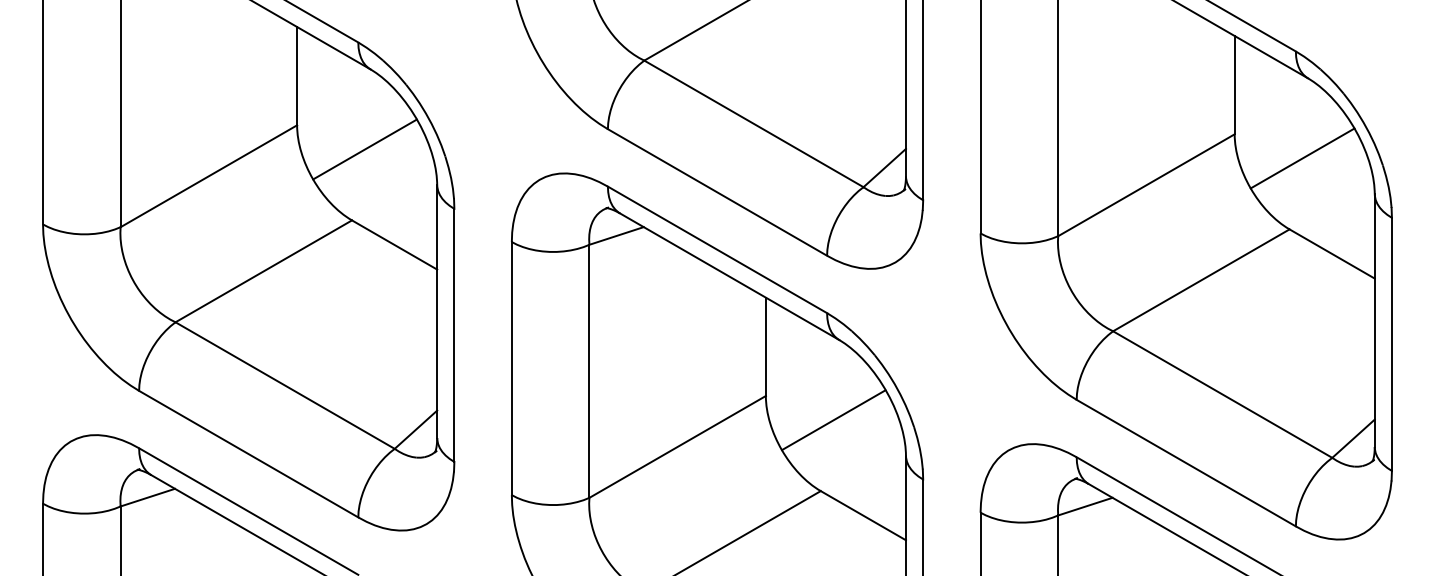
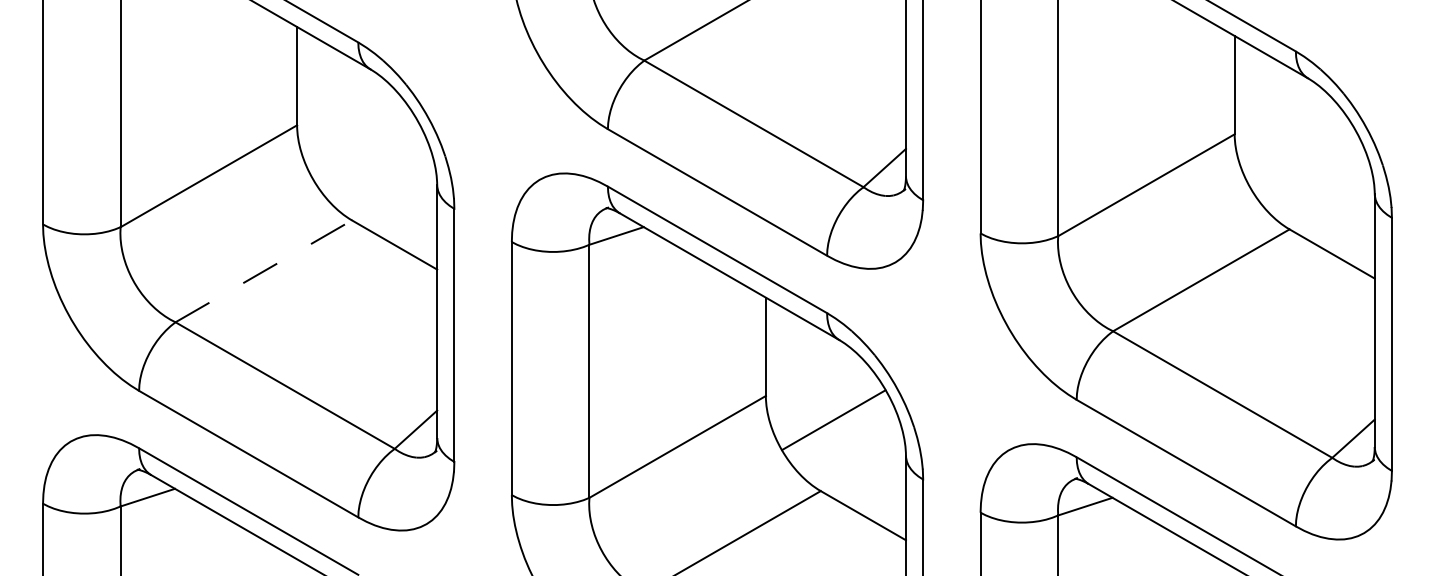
line: present -> none (364, 149)
line: present -> none (1302, 158)
line: solid -> dashed (263, 271)
